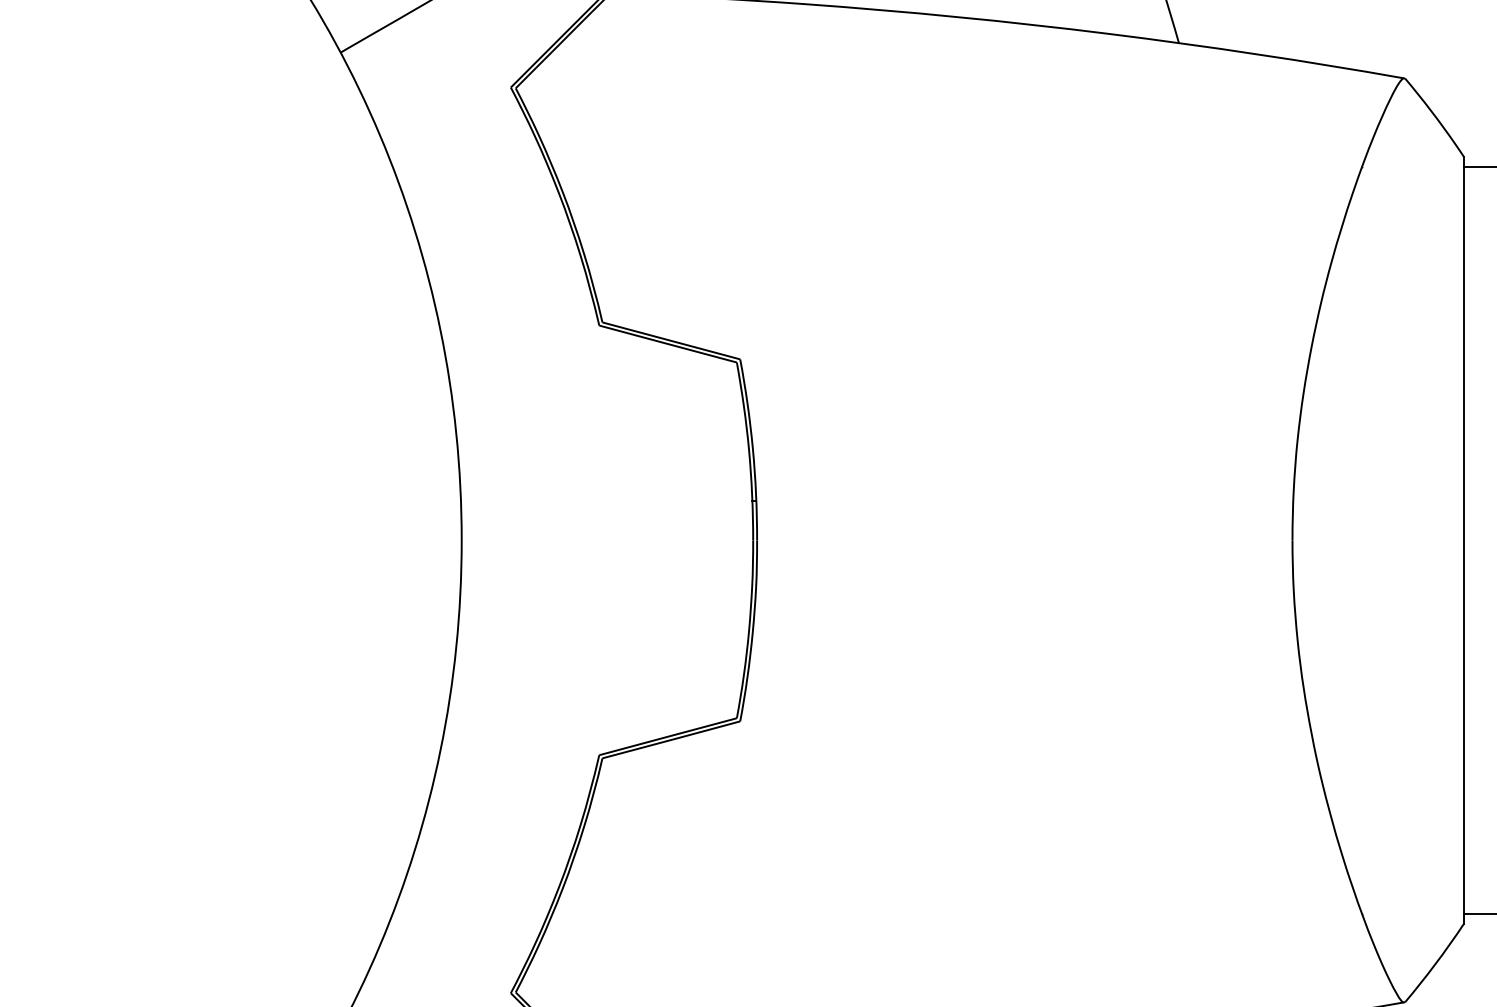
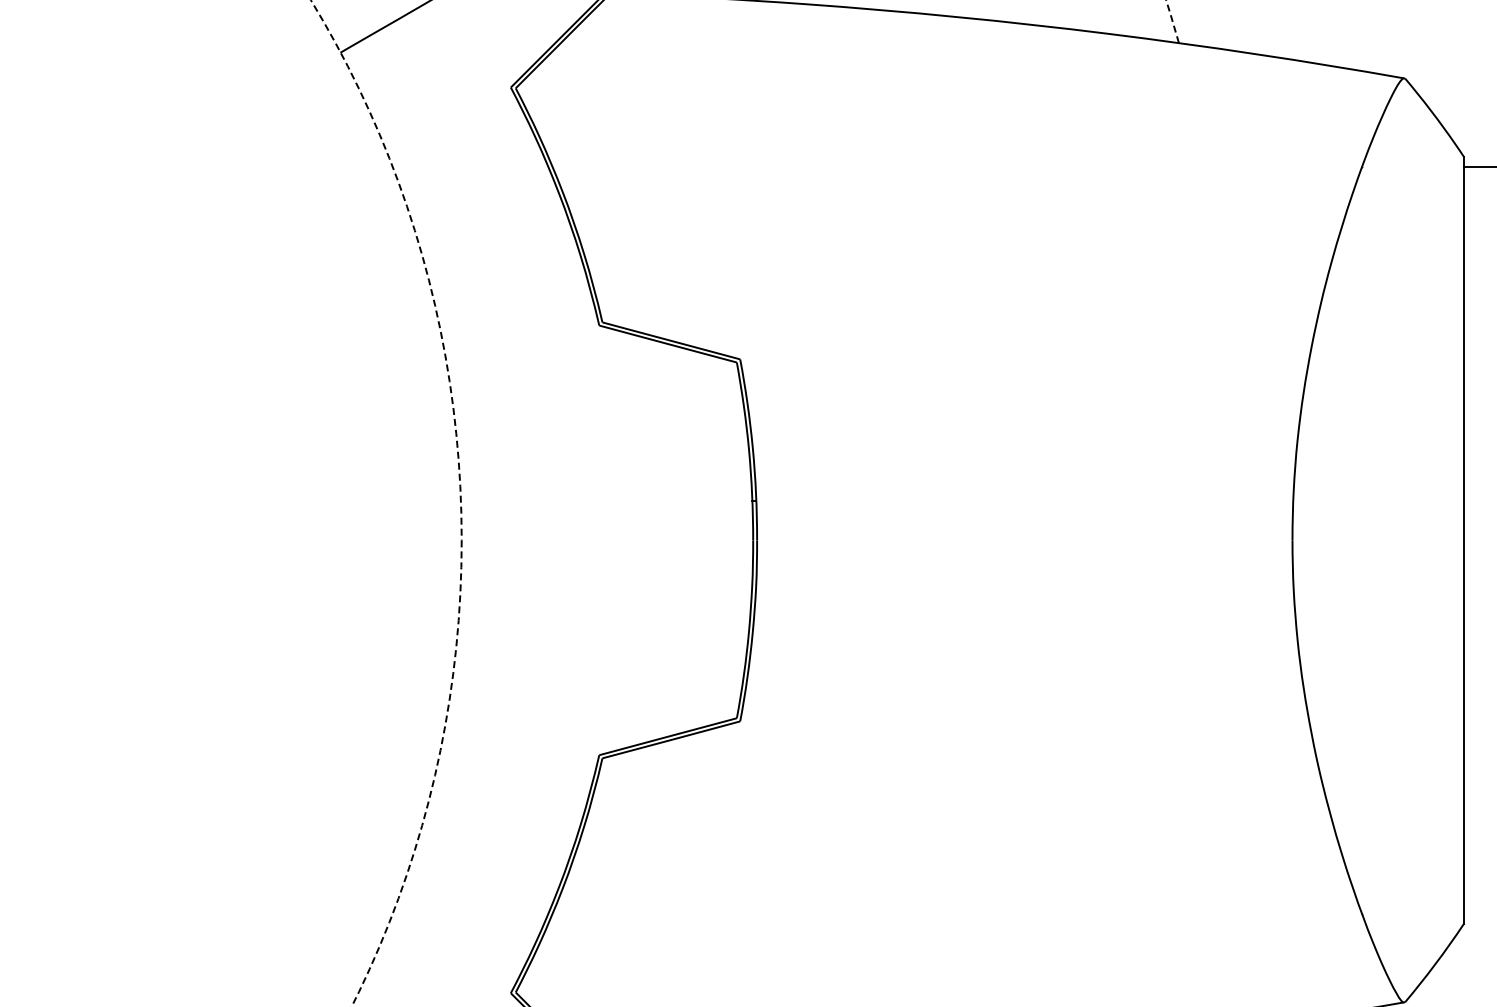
arc: solid -> dashed (1172, 21)
circle: solid -> dashed (385, 503)
line: present -> none (1478, 913)
